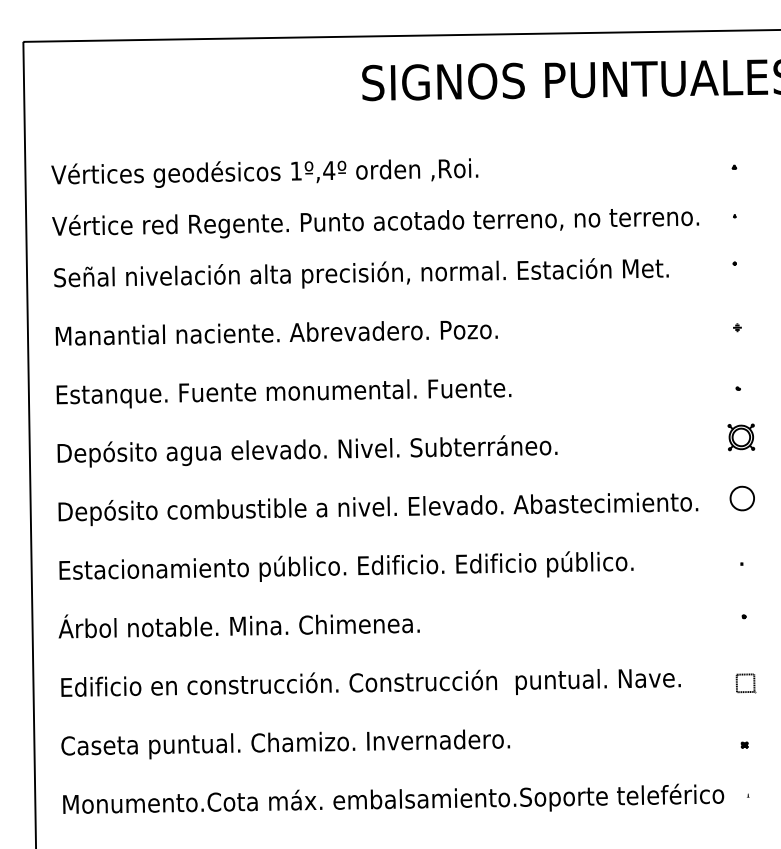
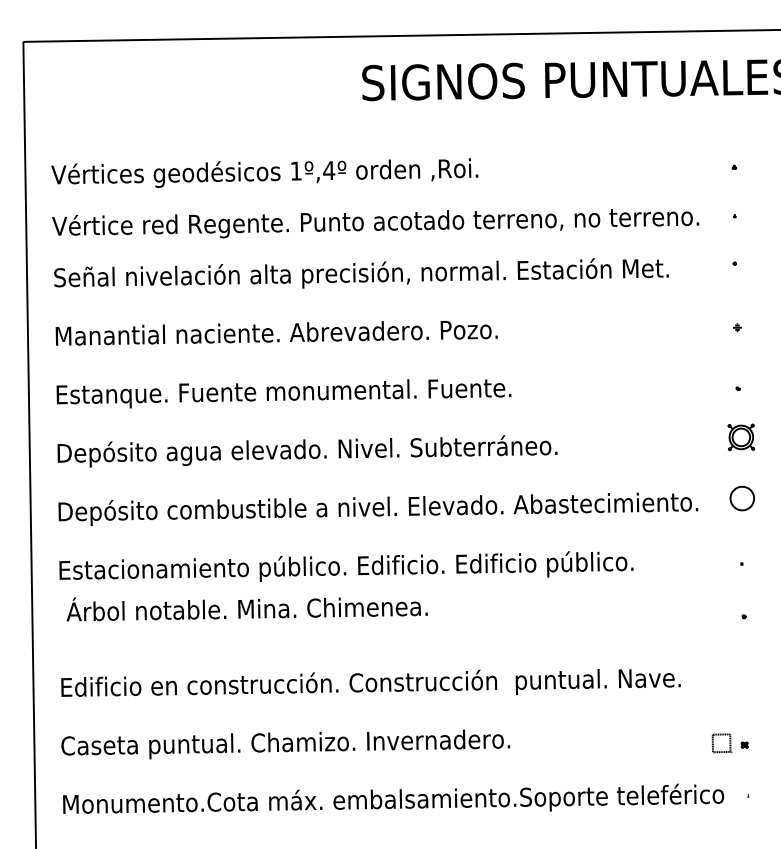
text position: (238, 626) -> (246, 609) (246, 609)
part position: (745, 683) -> (721, 743) (721, 743)
